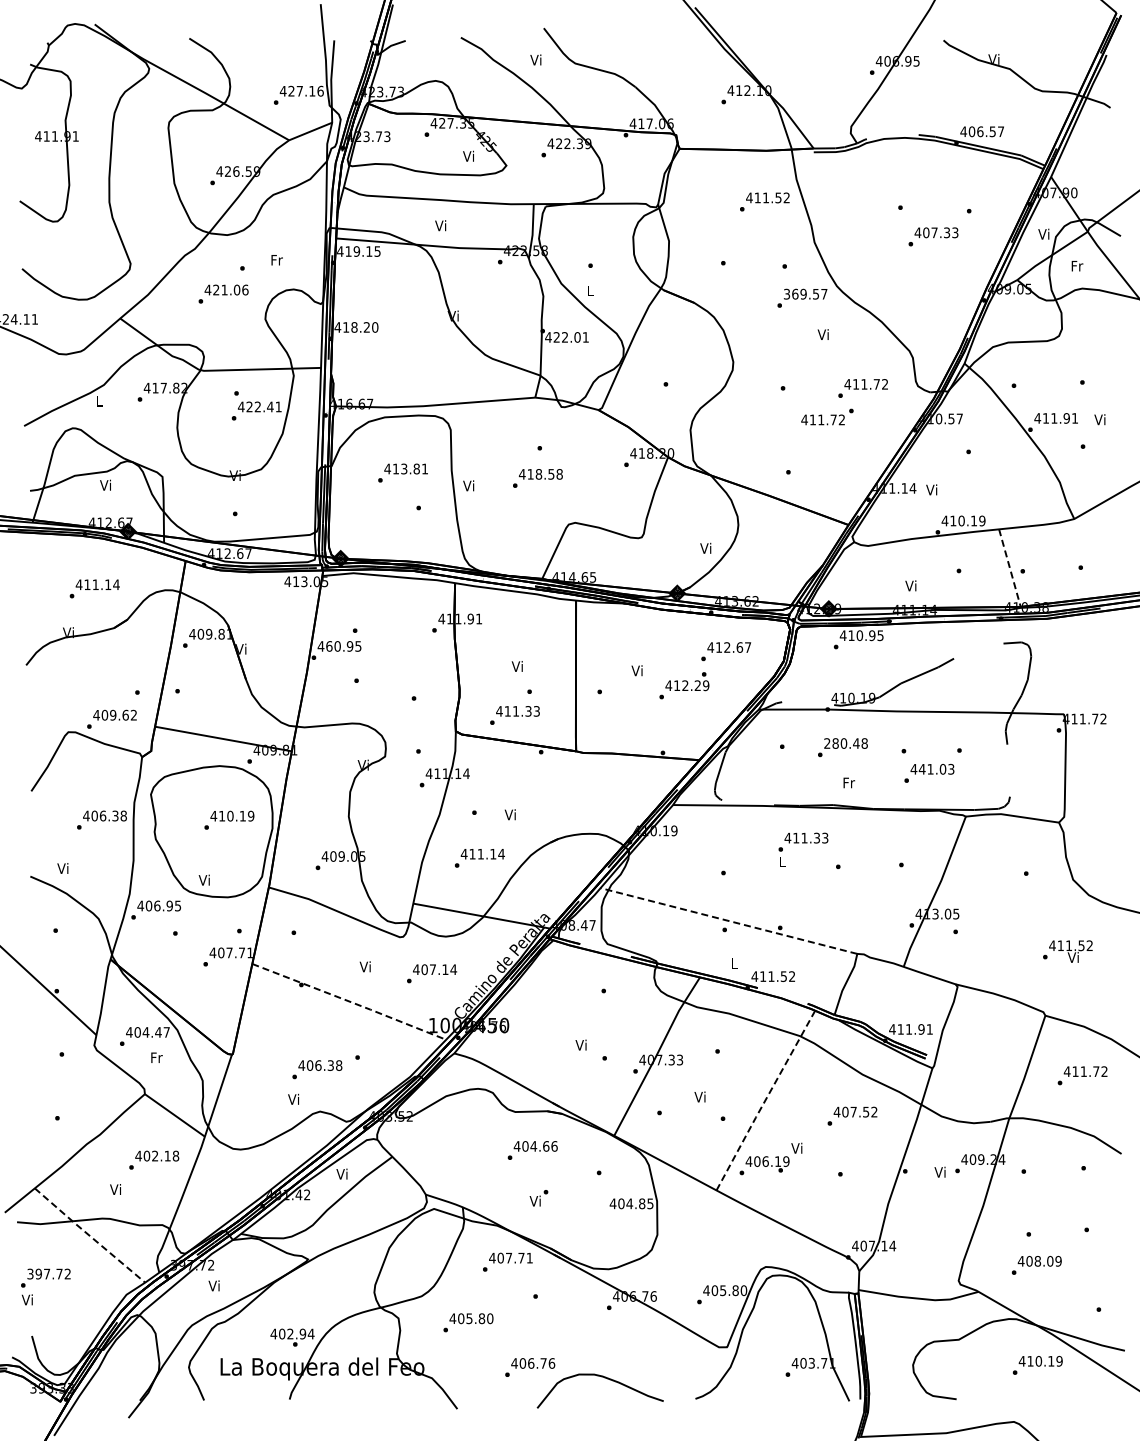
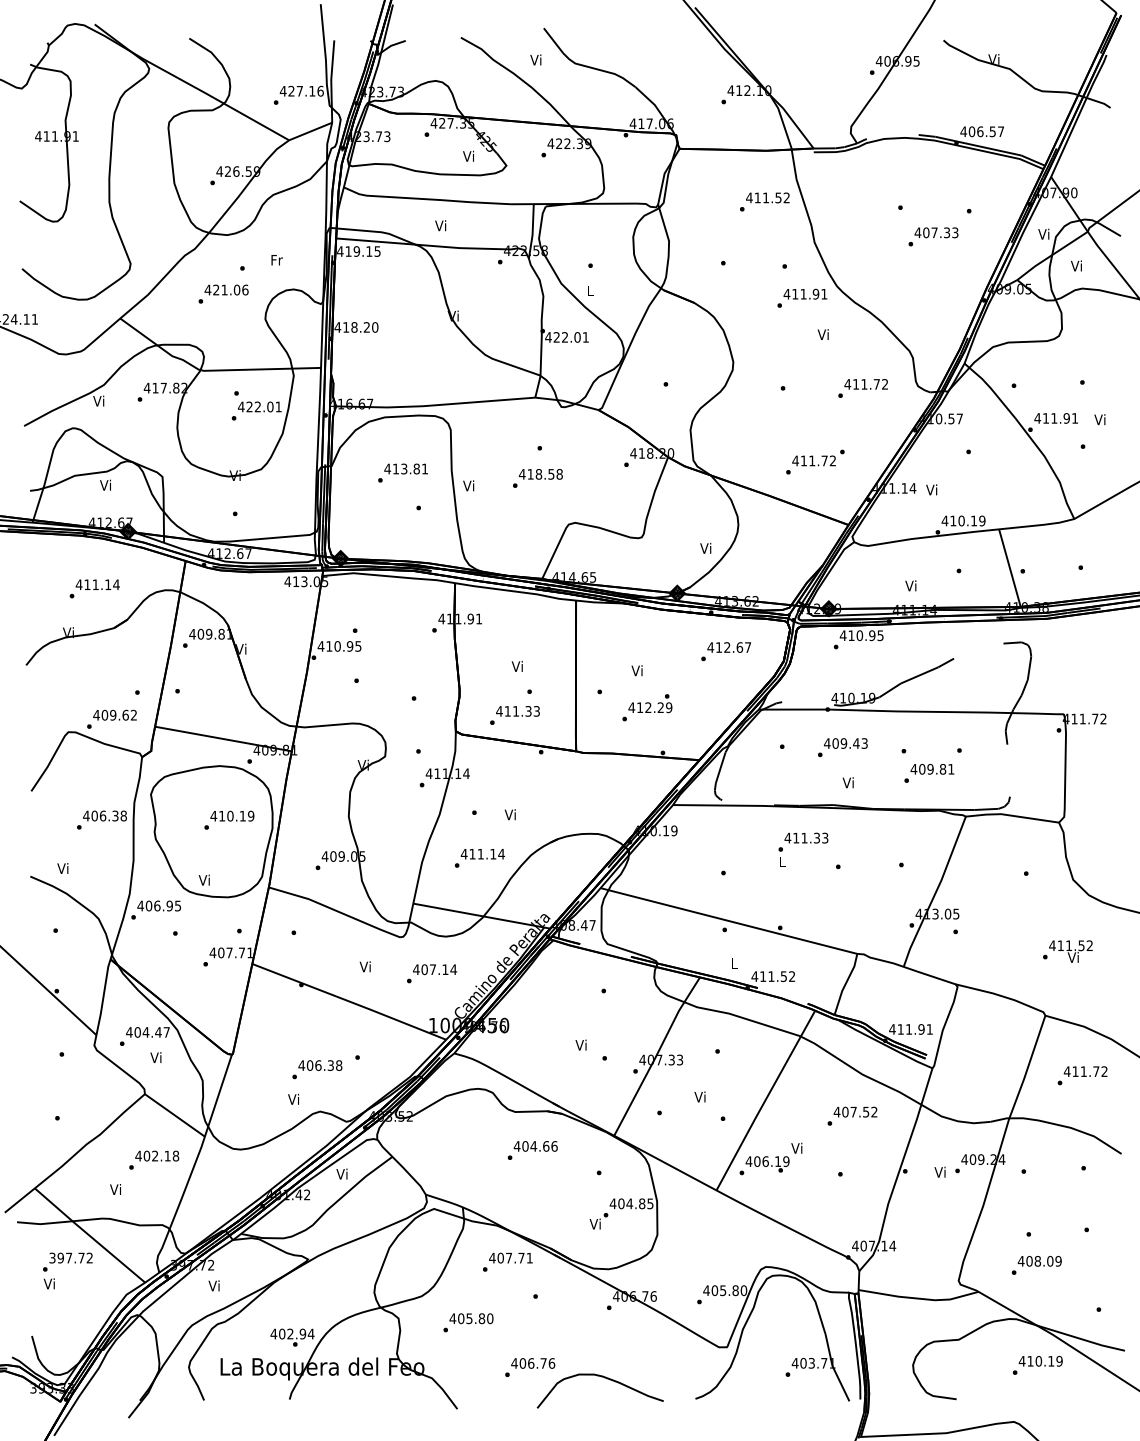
text: Fr -> Vi (1077, 265)
text: 369.57 -> 411.91 (805, 293)
text: L -> Vi (98, 400)
text: 422.41 -> 422.01 (270, 406)
text position: (827, 416) -> (818, 457) (818, 457)
line: dashed -> solid (1010, 568)
text: 460.95 -> 410.95 (329, 646)
text position: (684, 685) -> (647, 707) (647, 707)
text: 280.48 -> 409.43 (845, 743)
text: 441.03 -> 409.81 (936, 768)
text: Fr -> Vi (848, 782)
line: dashed -> solid (728, 921)
line: dashed -> solid (350, 1001)
text: Fr -> Vi (156, 1057)
line: dashed -> solid (765, 1100)
text position: (538, 1198) -> (598, 1221) (598, 1221)
line: dashed -> solid (89, 1235)
text position: (45, 1286) -> (67, 1270) (67, 1270)
